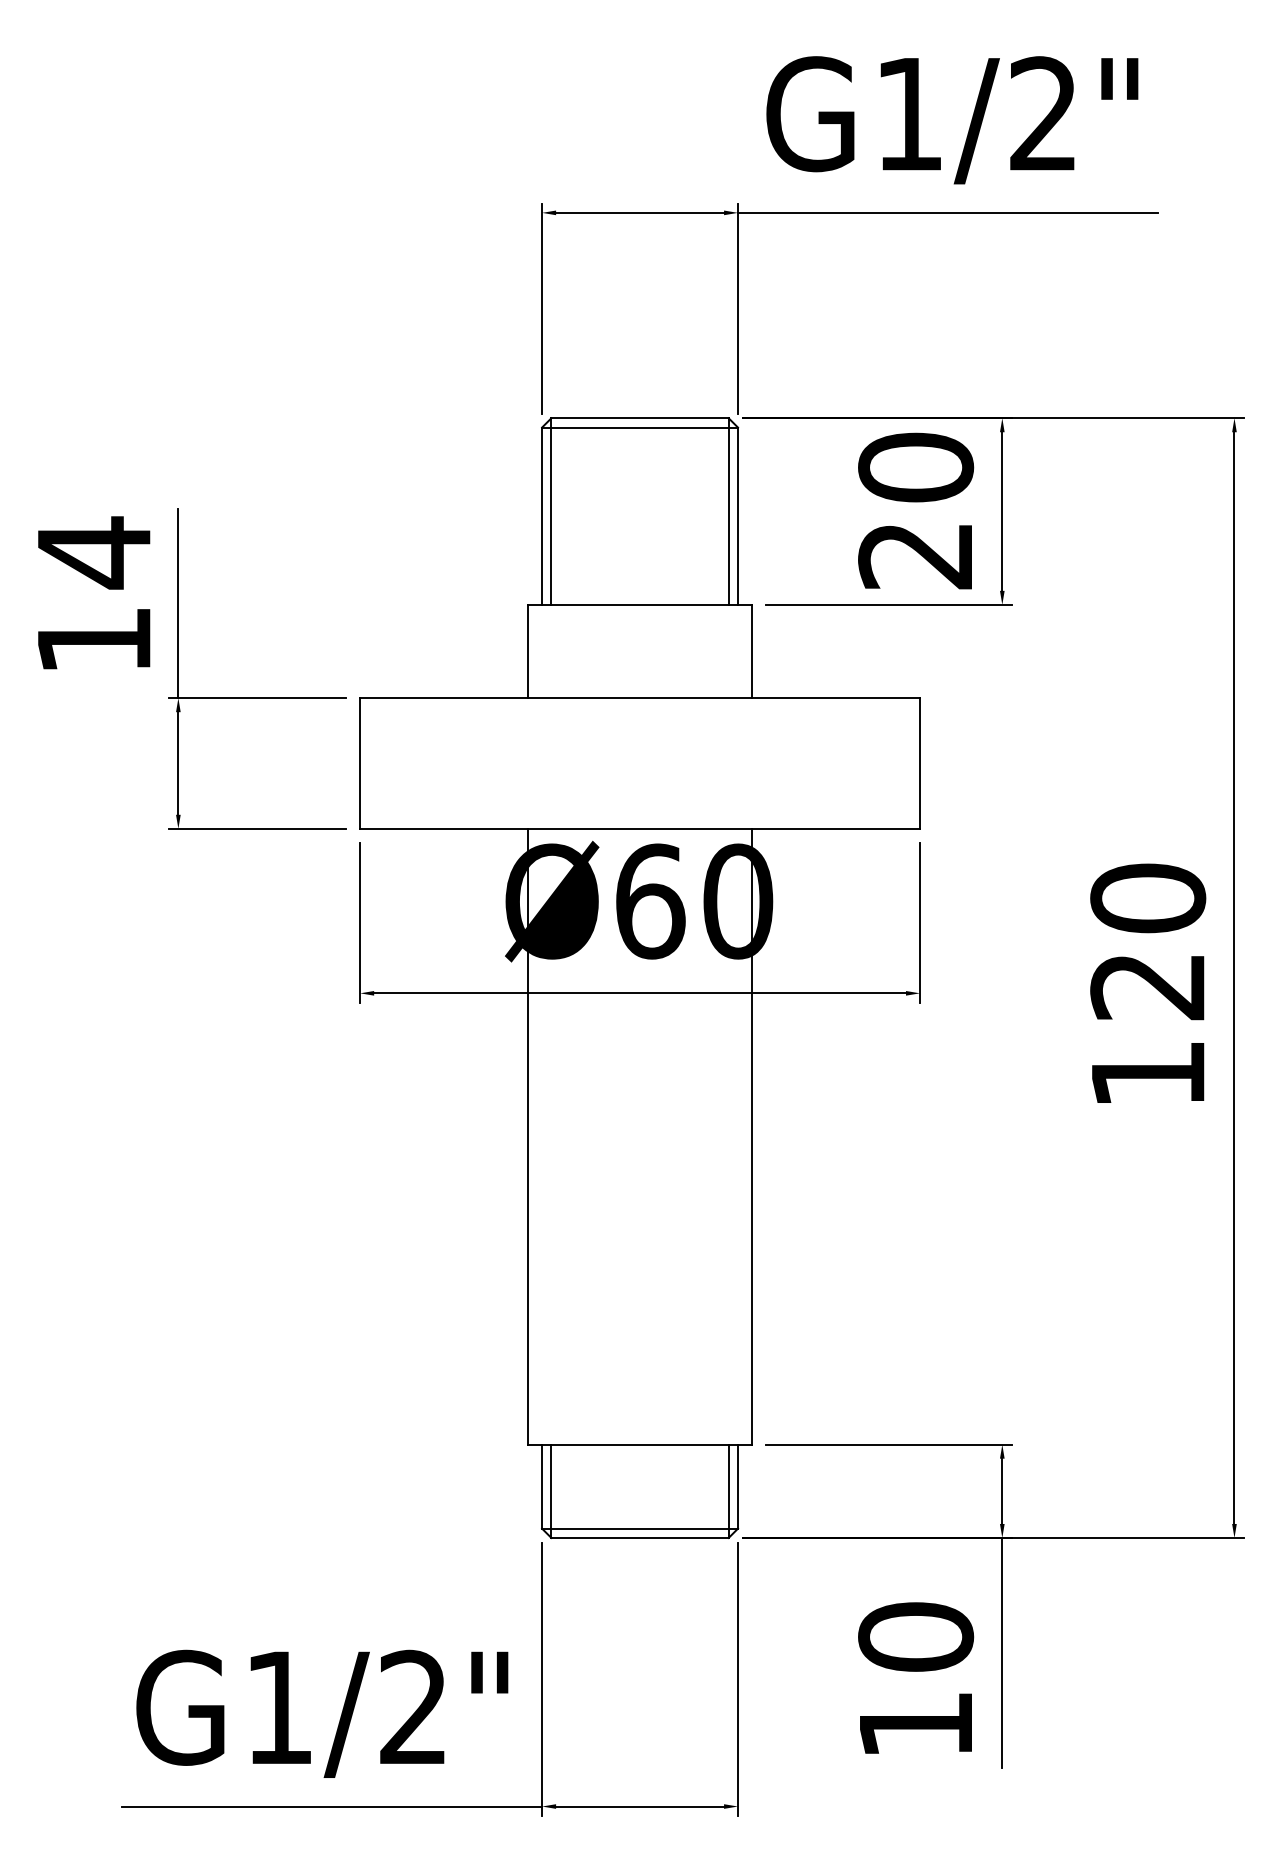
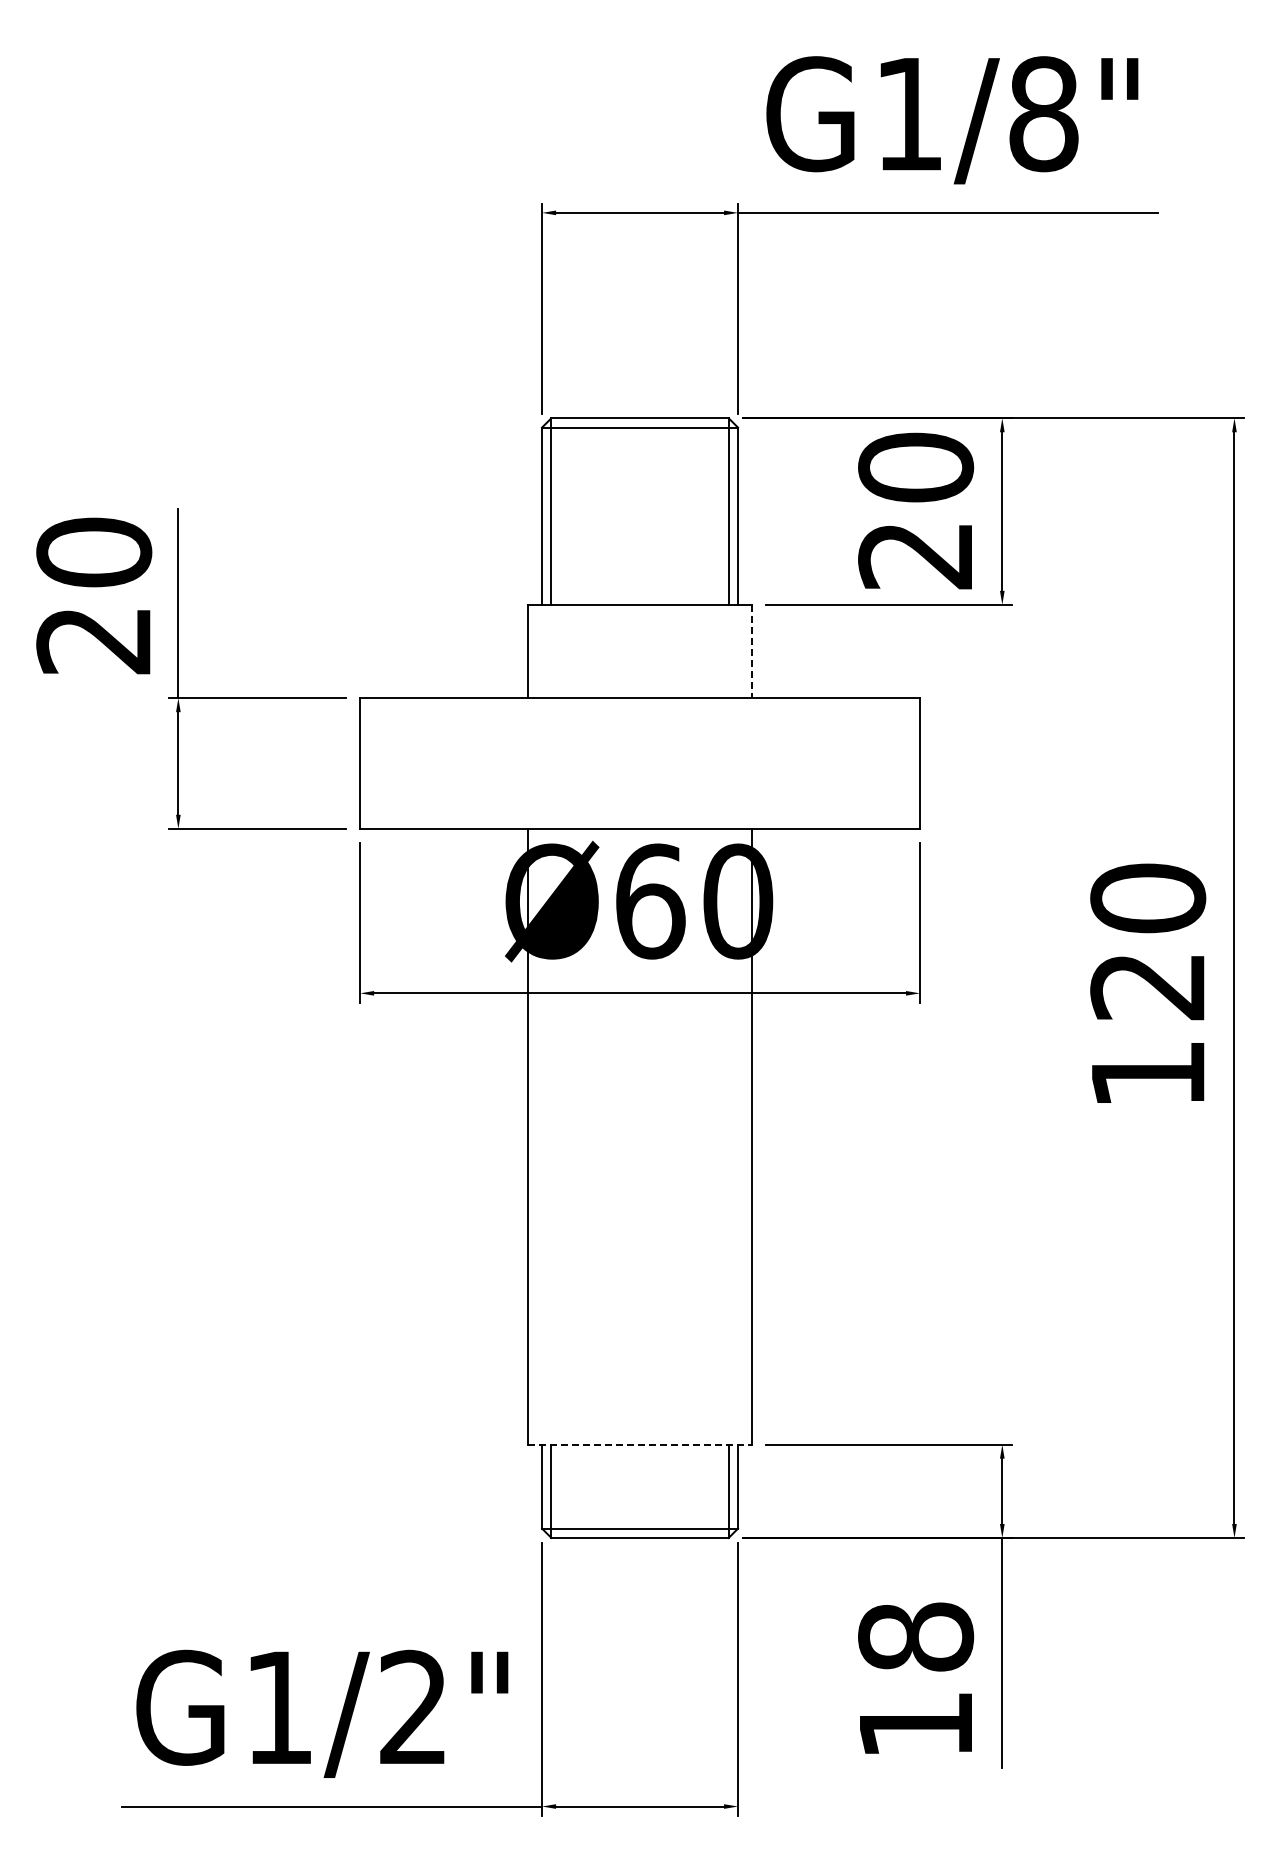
text: G1/2" -> G1/8" (1043, 114)
text: 14 -> 20 (94, 595)
line: solid -> dashed (752, 651)
line: solid -> dashed (640, 1444)
text: 10 -> 18 (915, 1636)
